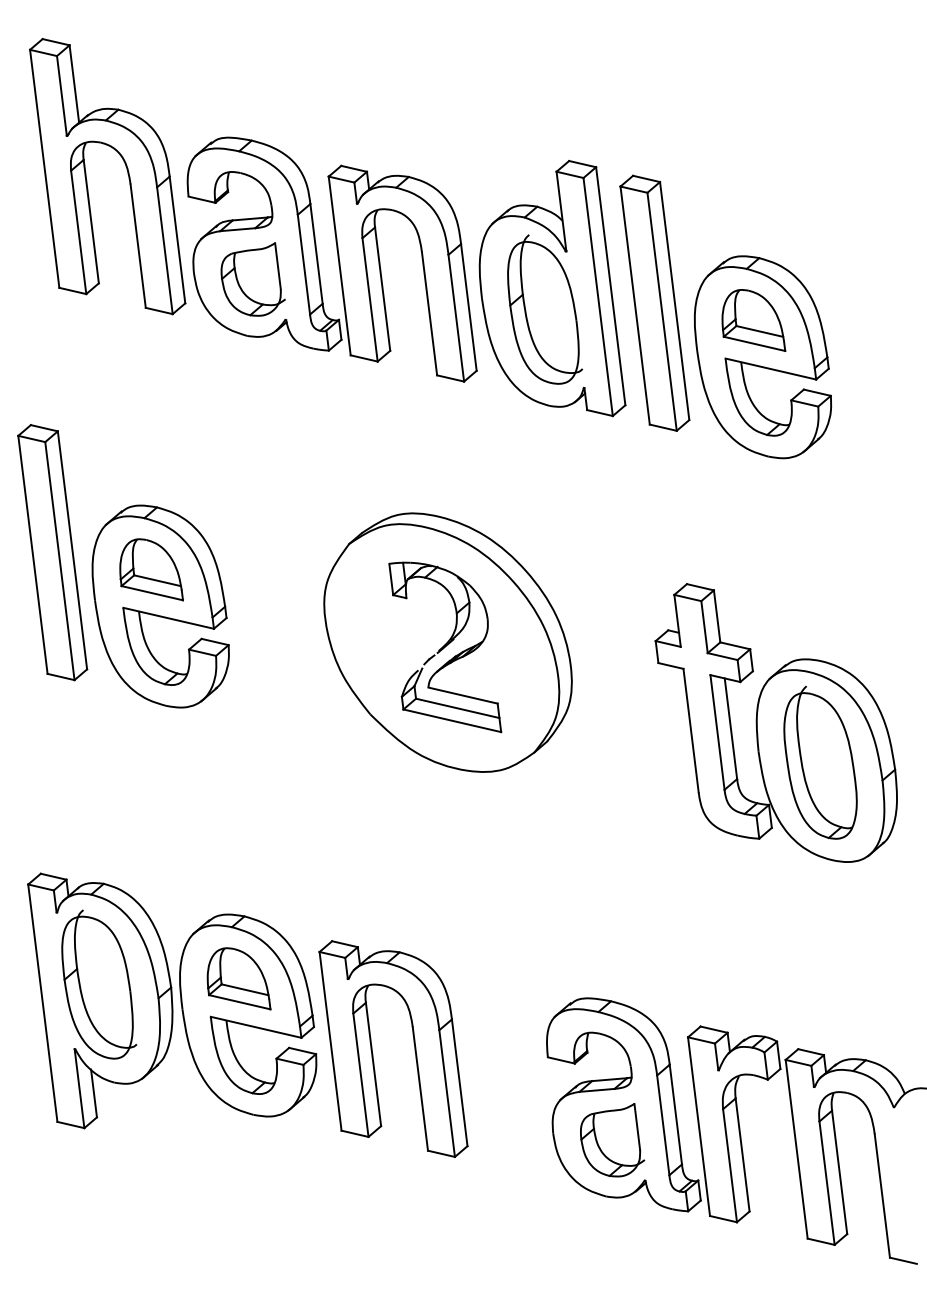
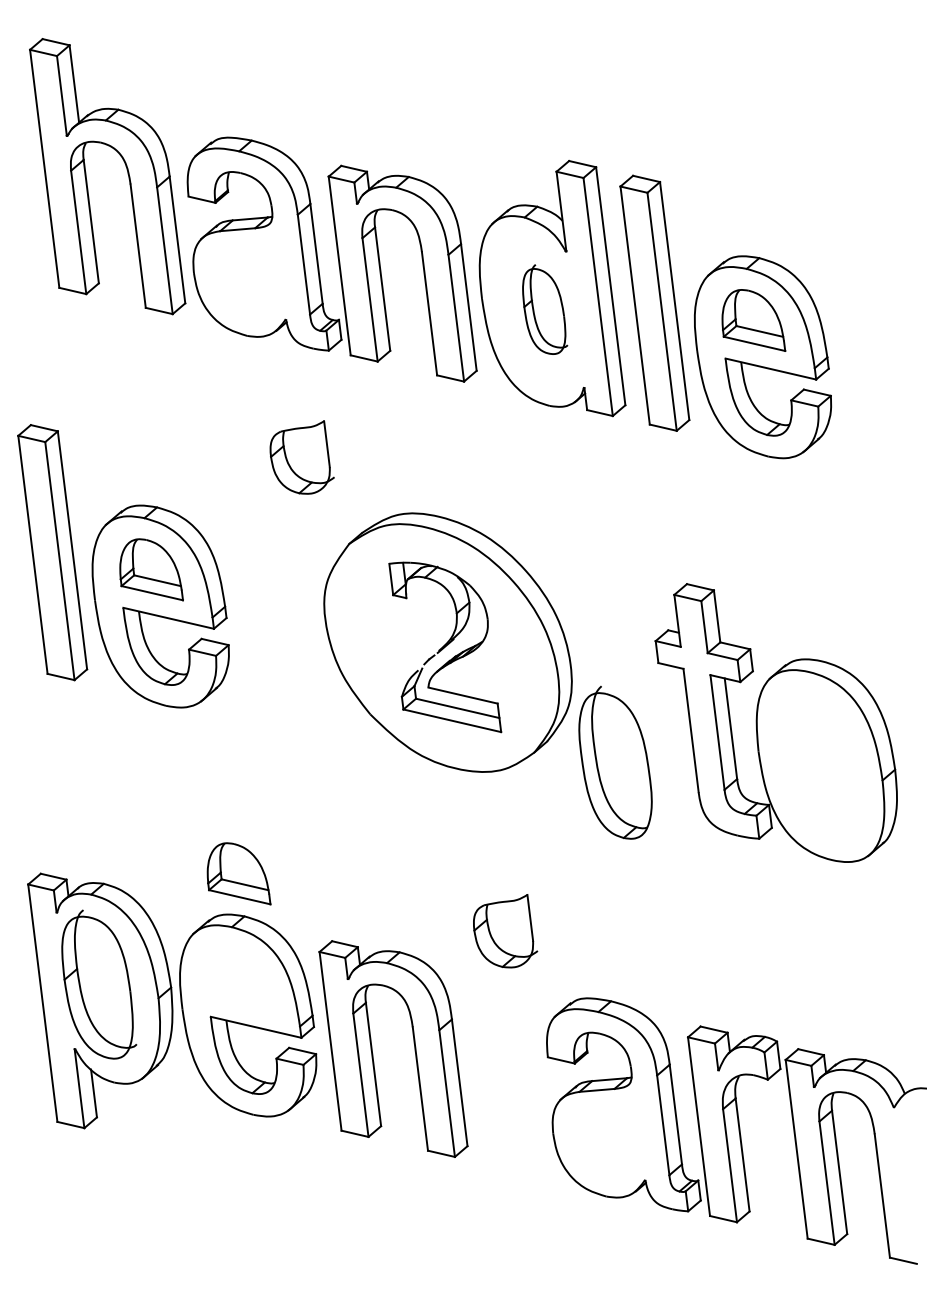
part position: (252, 279) -> (301, 457) (301, 457)
part size: 77x151 px -> 47x91 px (545, 309)
part position: (820, 762) -> (615, 762) (615, 762)
part position: (238, 978) -> (238, 873) (238, 873)
part position: (612, 1140) -> (505, 931) (505, 931)
